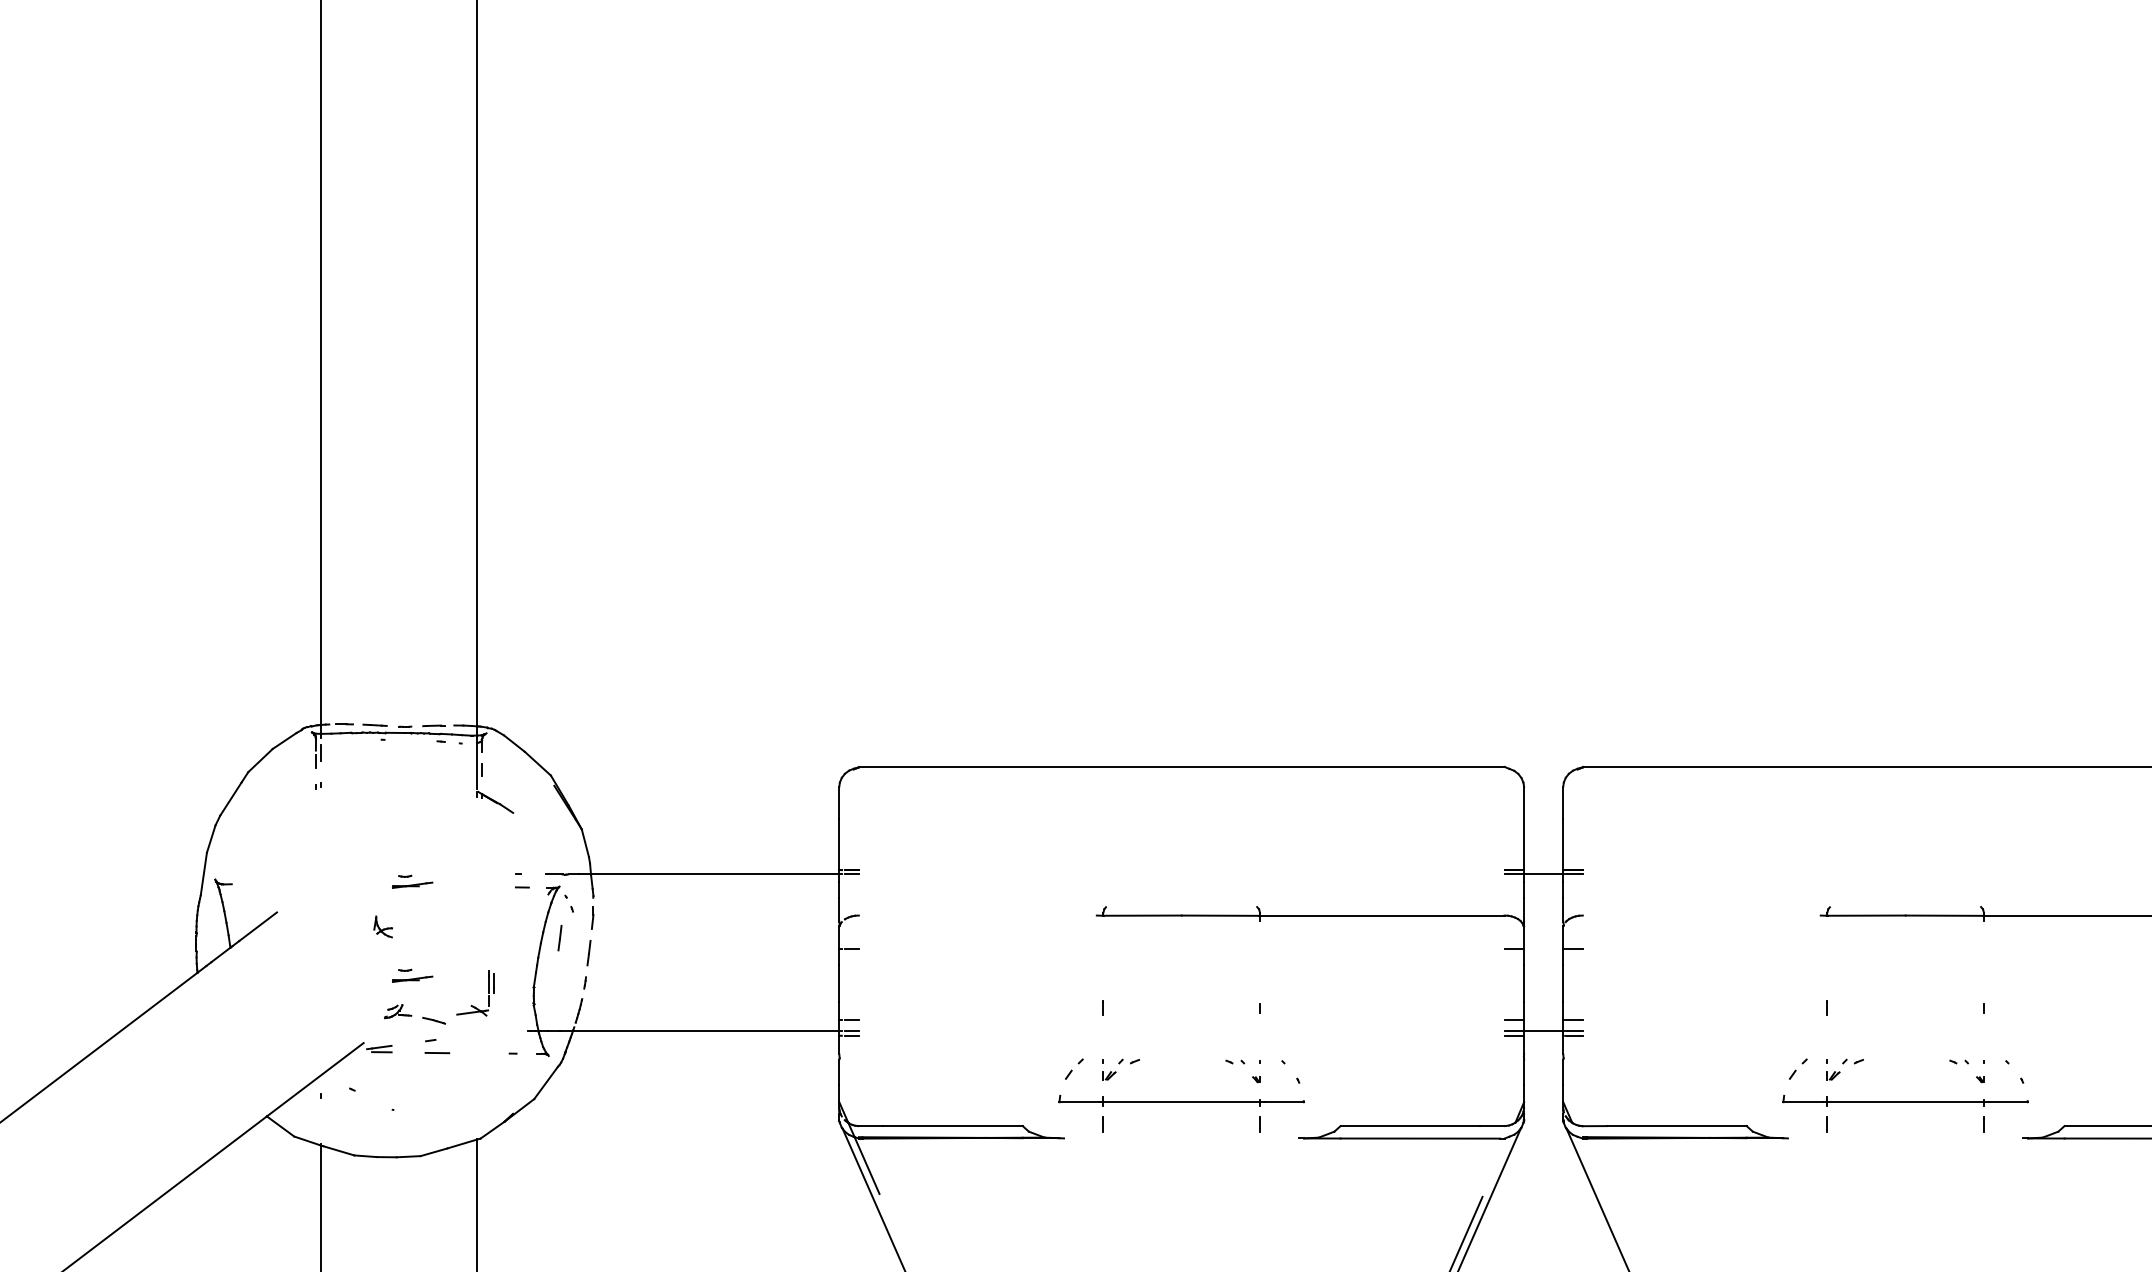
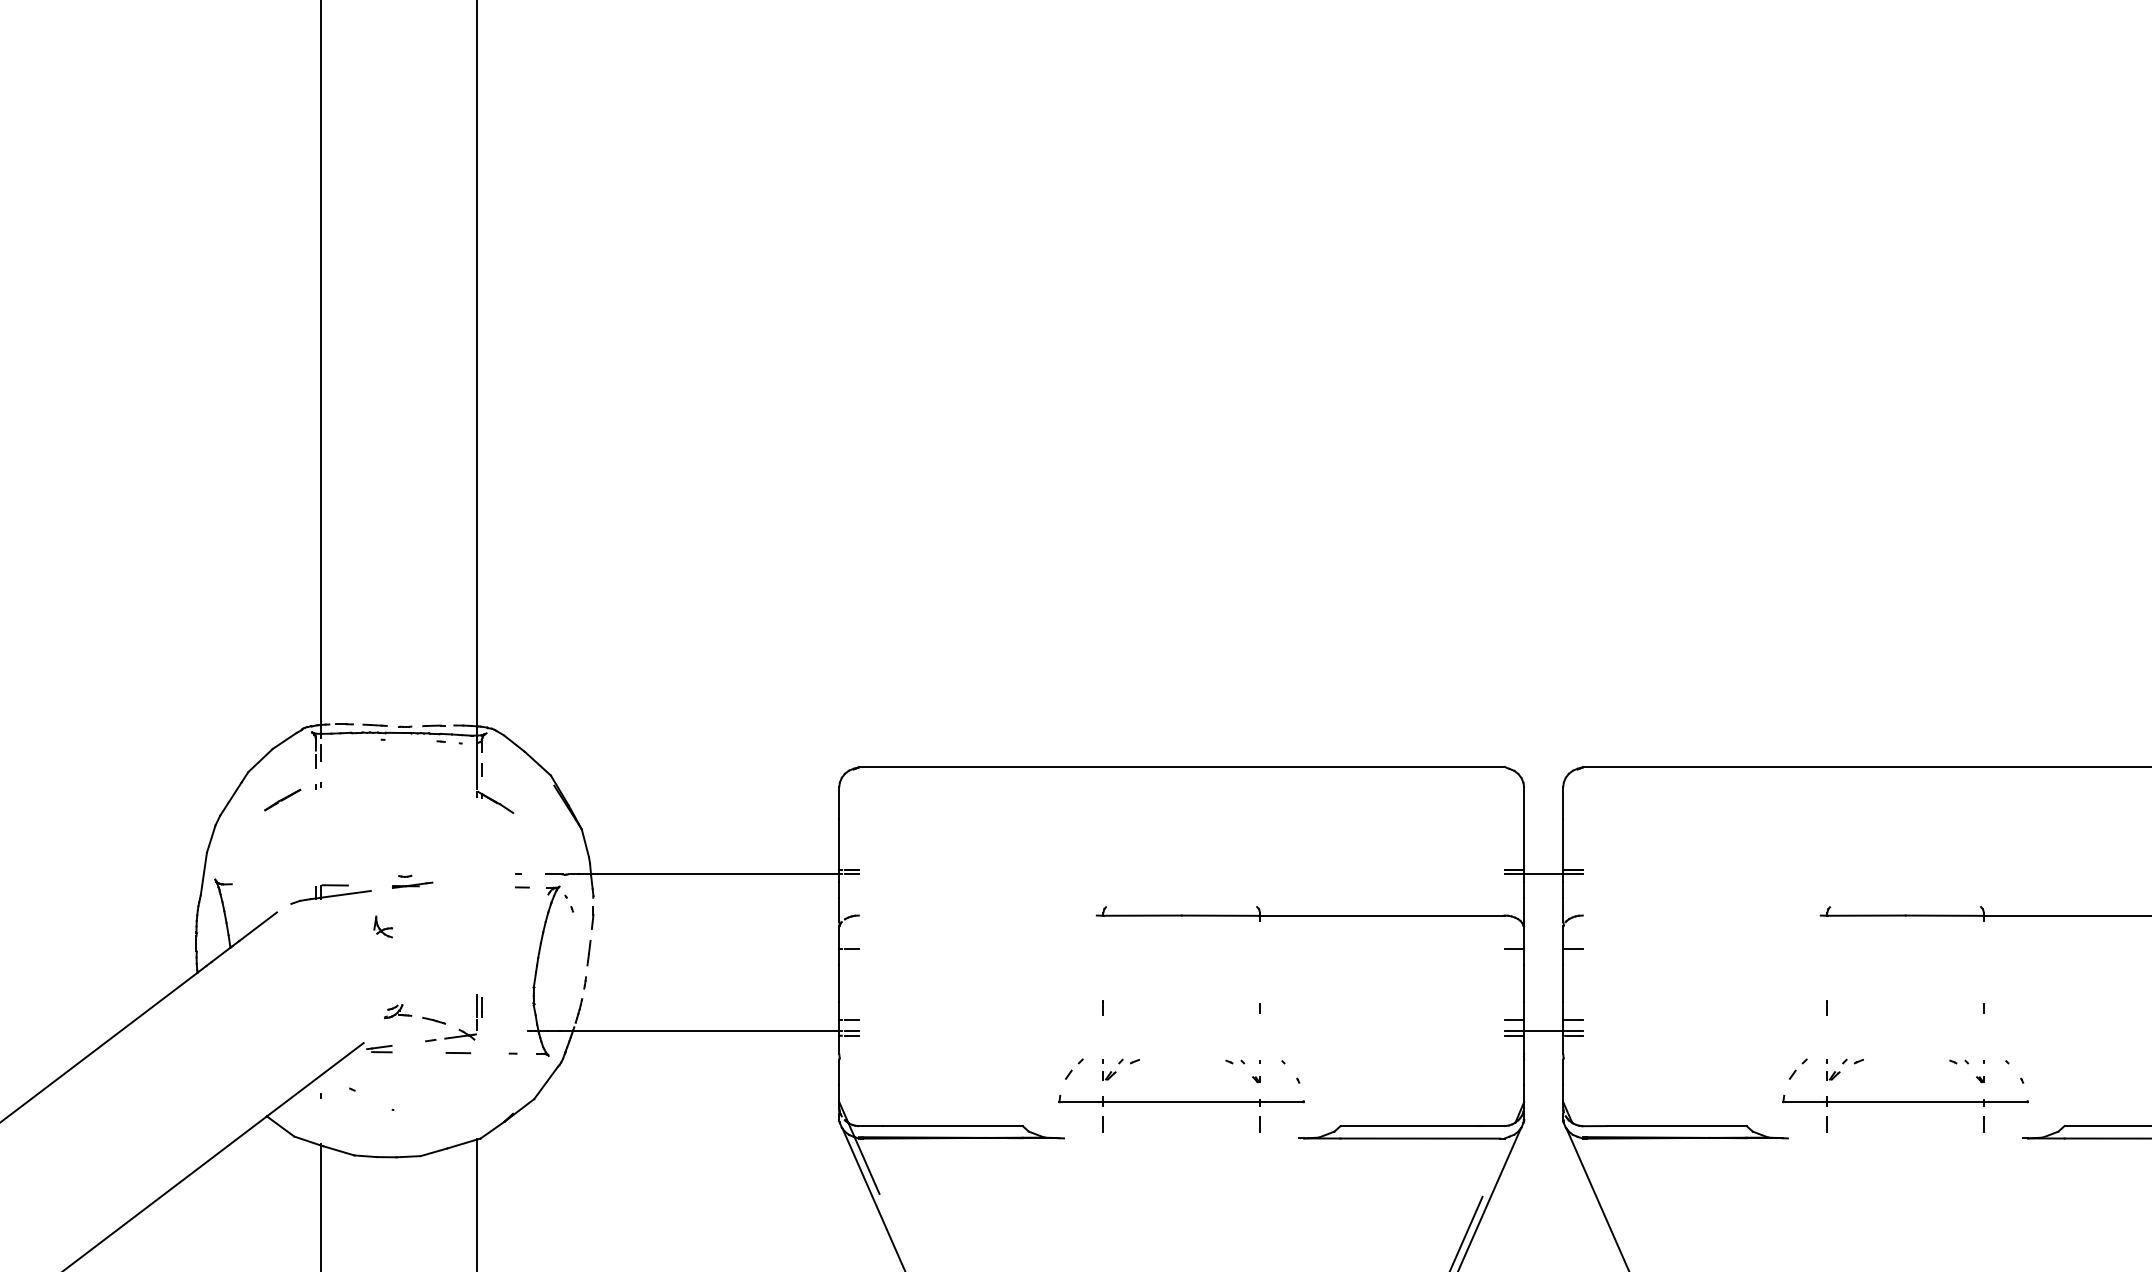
line: none -> present (282, 799)
part: none -> present (330, 894)
line: present -> none (559, 938)
part: present -> none (412, 975)
part position: (473, 1005) -> (461, 1029) (461, 1029)
line position: (437, 1053) -> (458, 1053) (458, 1053)
